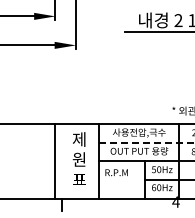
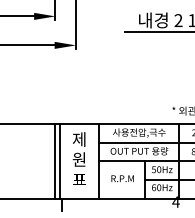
line: dashed -> solid (147, 142)
line: none -> present (59, 161)
text position: (116, 172) -> (122, 178) (122, 178)
